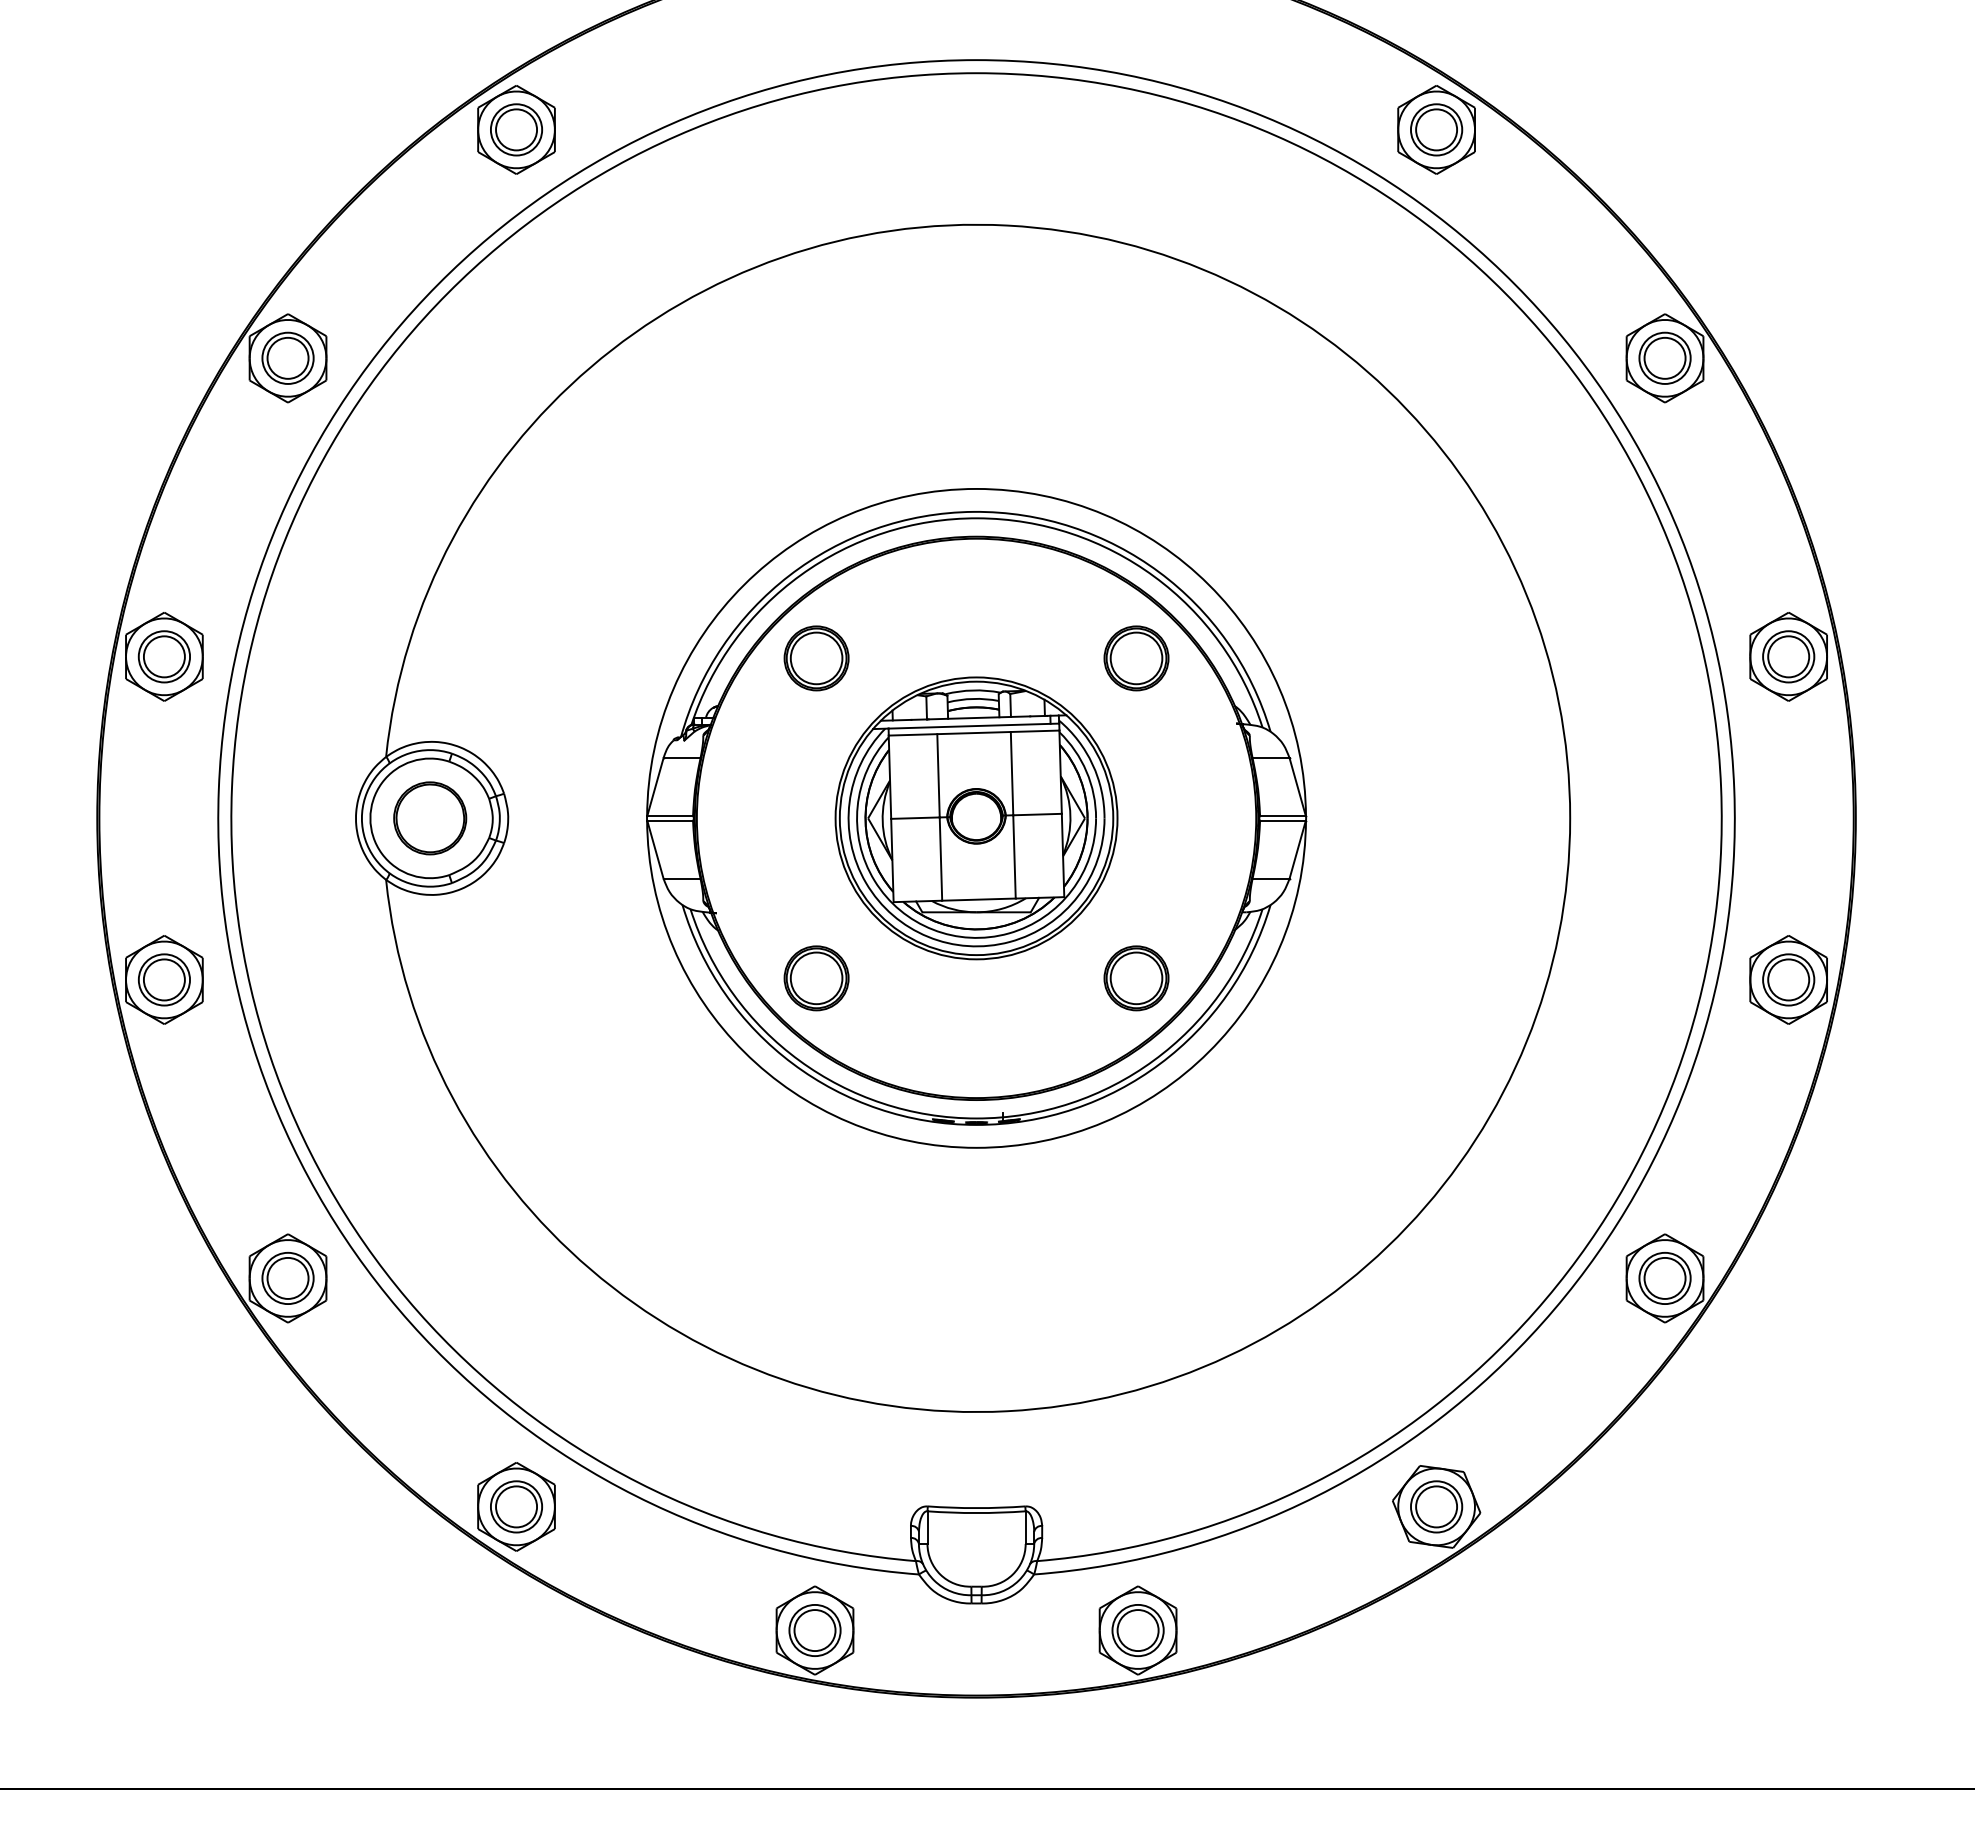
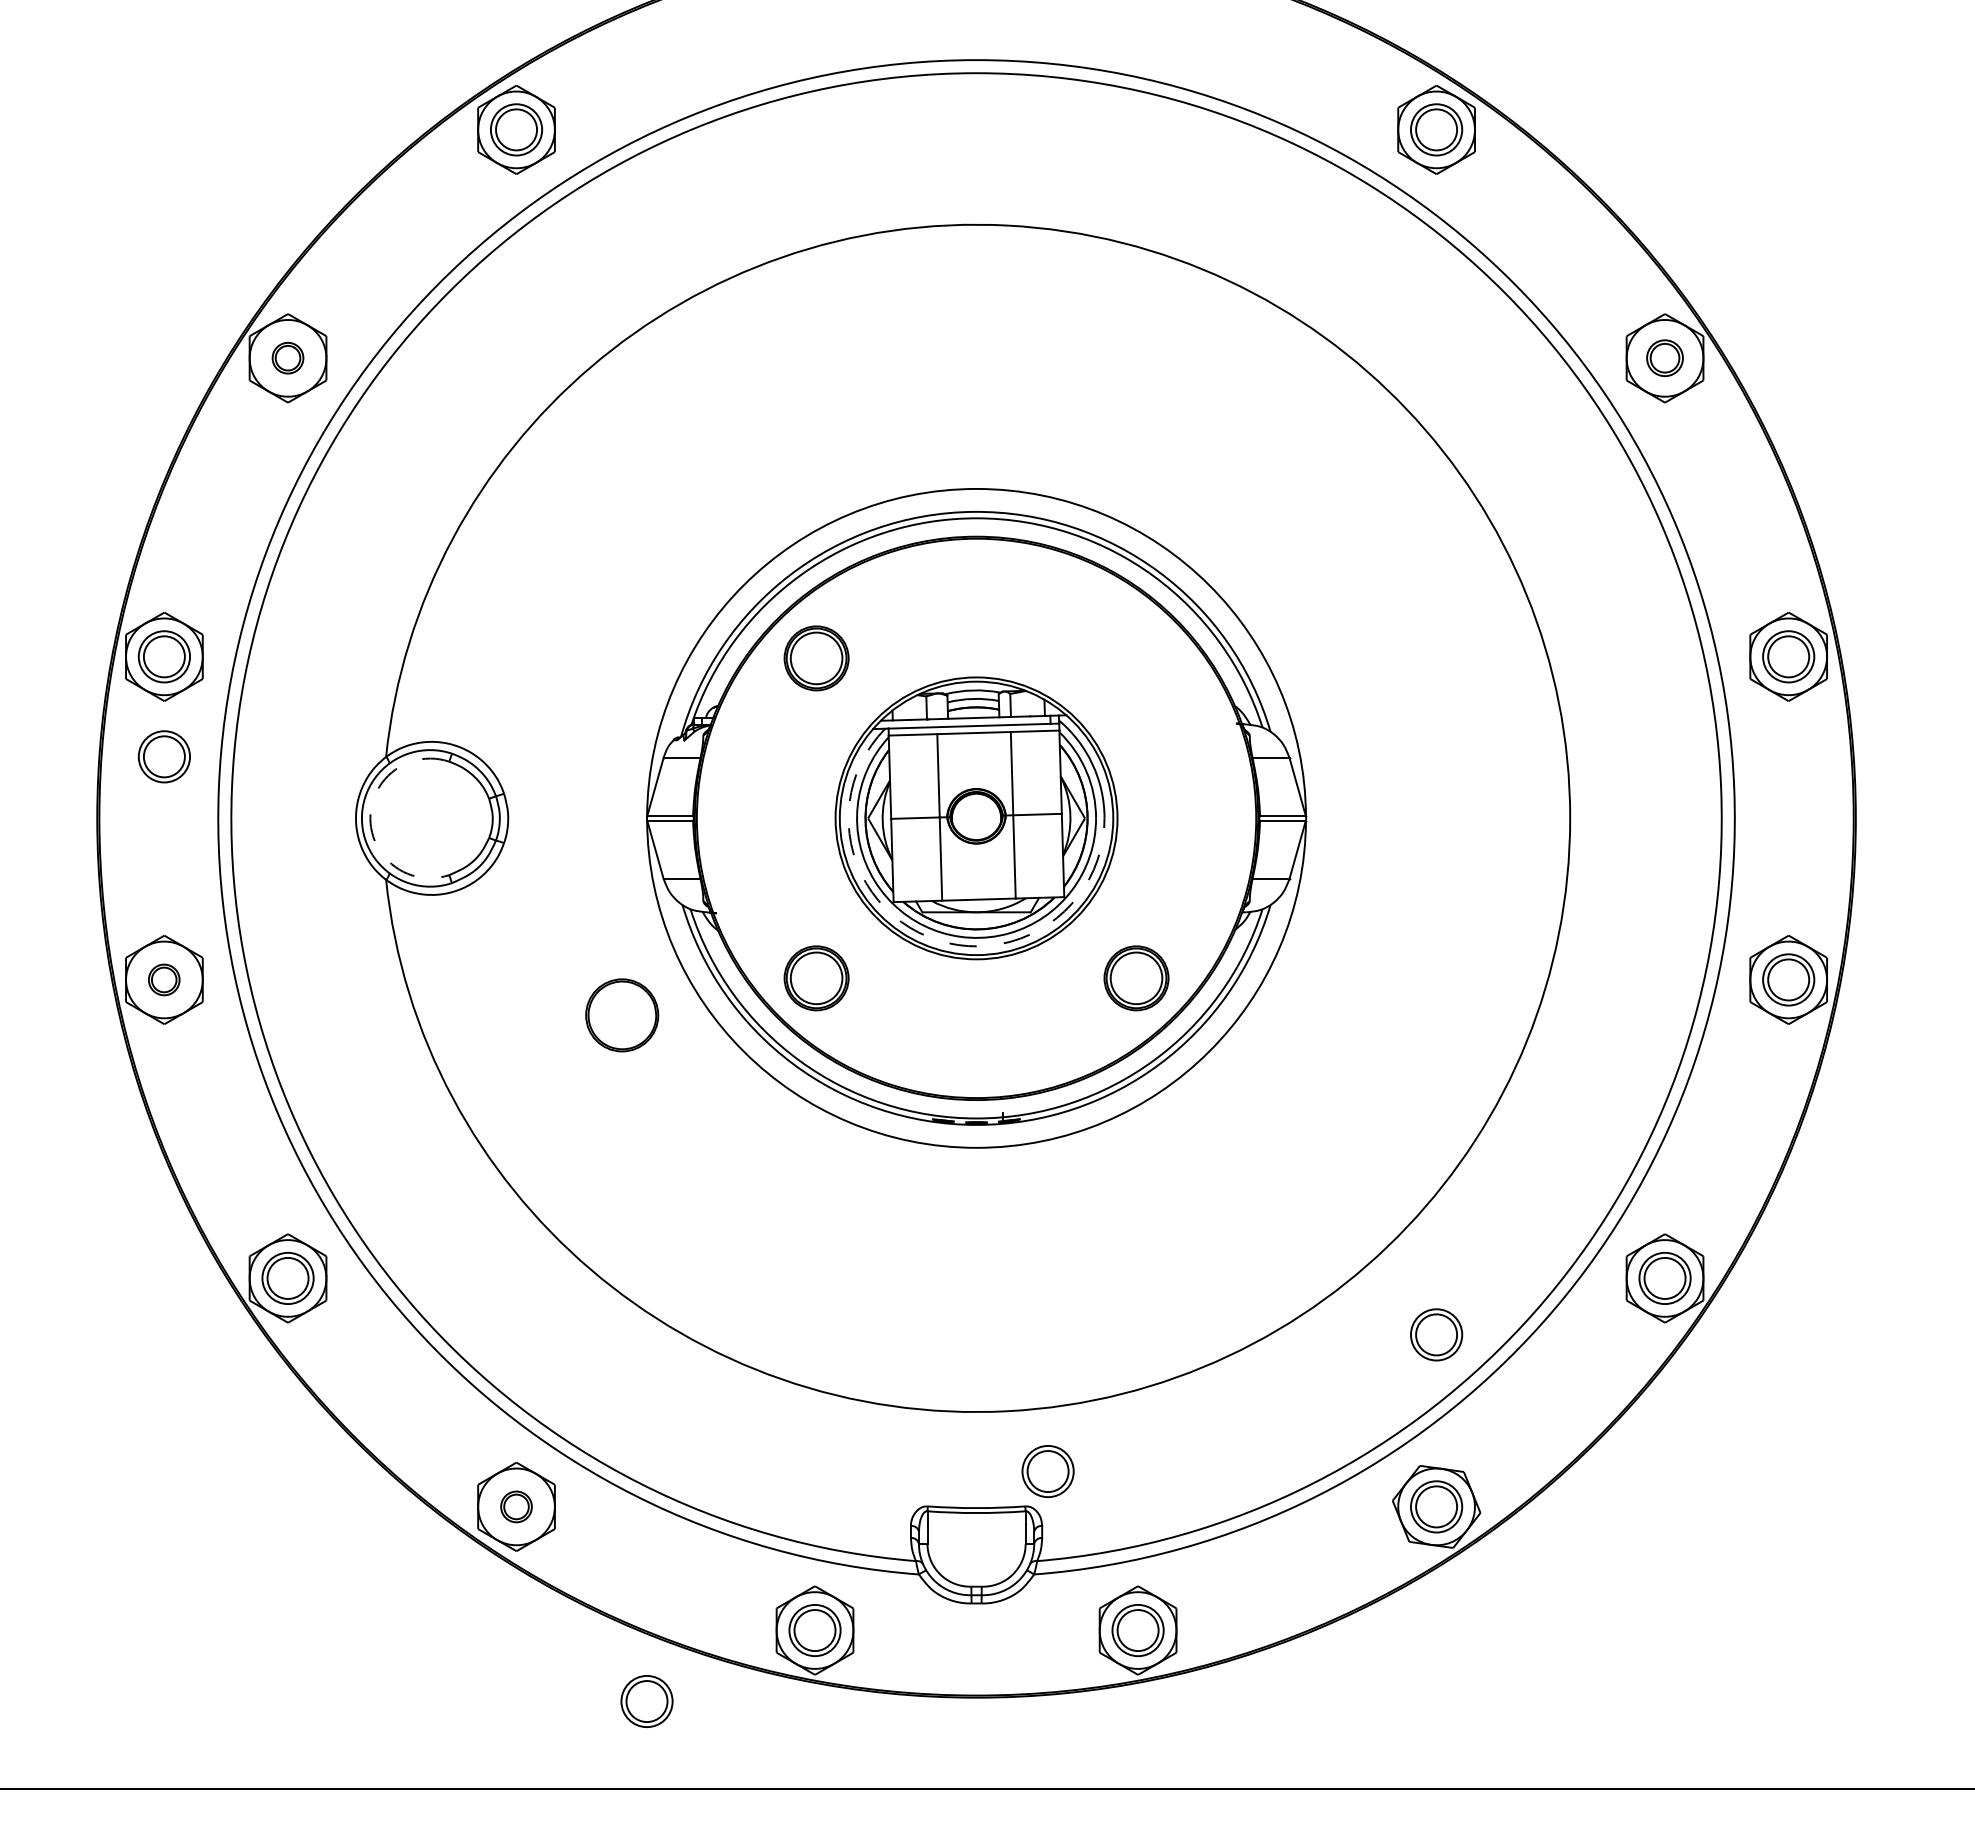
part size: 54x54 px -> 34x33 px (287, 358)
part size: 54x54 px -> 38x39 px (1664, 358)
part: present -> none (1136, 658)
part: none -> present (163, 756)
arc: solid -> dashed (370, 818)
part position: (430, 818) -> (622, 1015) (622, 1015)
arc: solid -> dashed (928, 936)
part size: 54x54 px -> 33x34 px (164, 979)
part: none -> present (1436, 1334)
part: none -> present (1047, 1471)
part size: 53x54 px -> 33x34 px (516, 1506)
part: none -> present (646, 1701)
